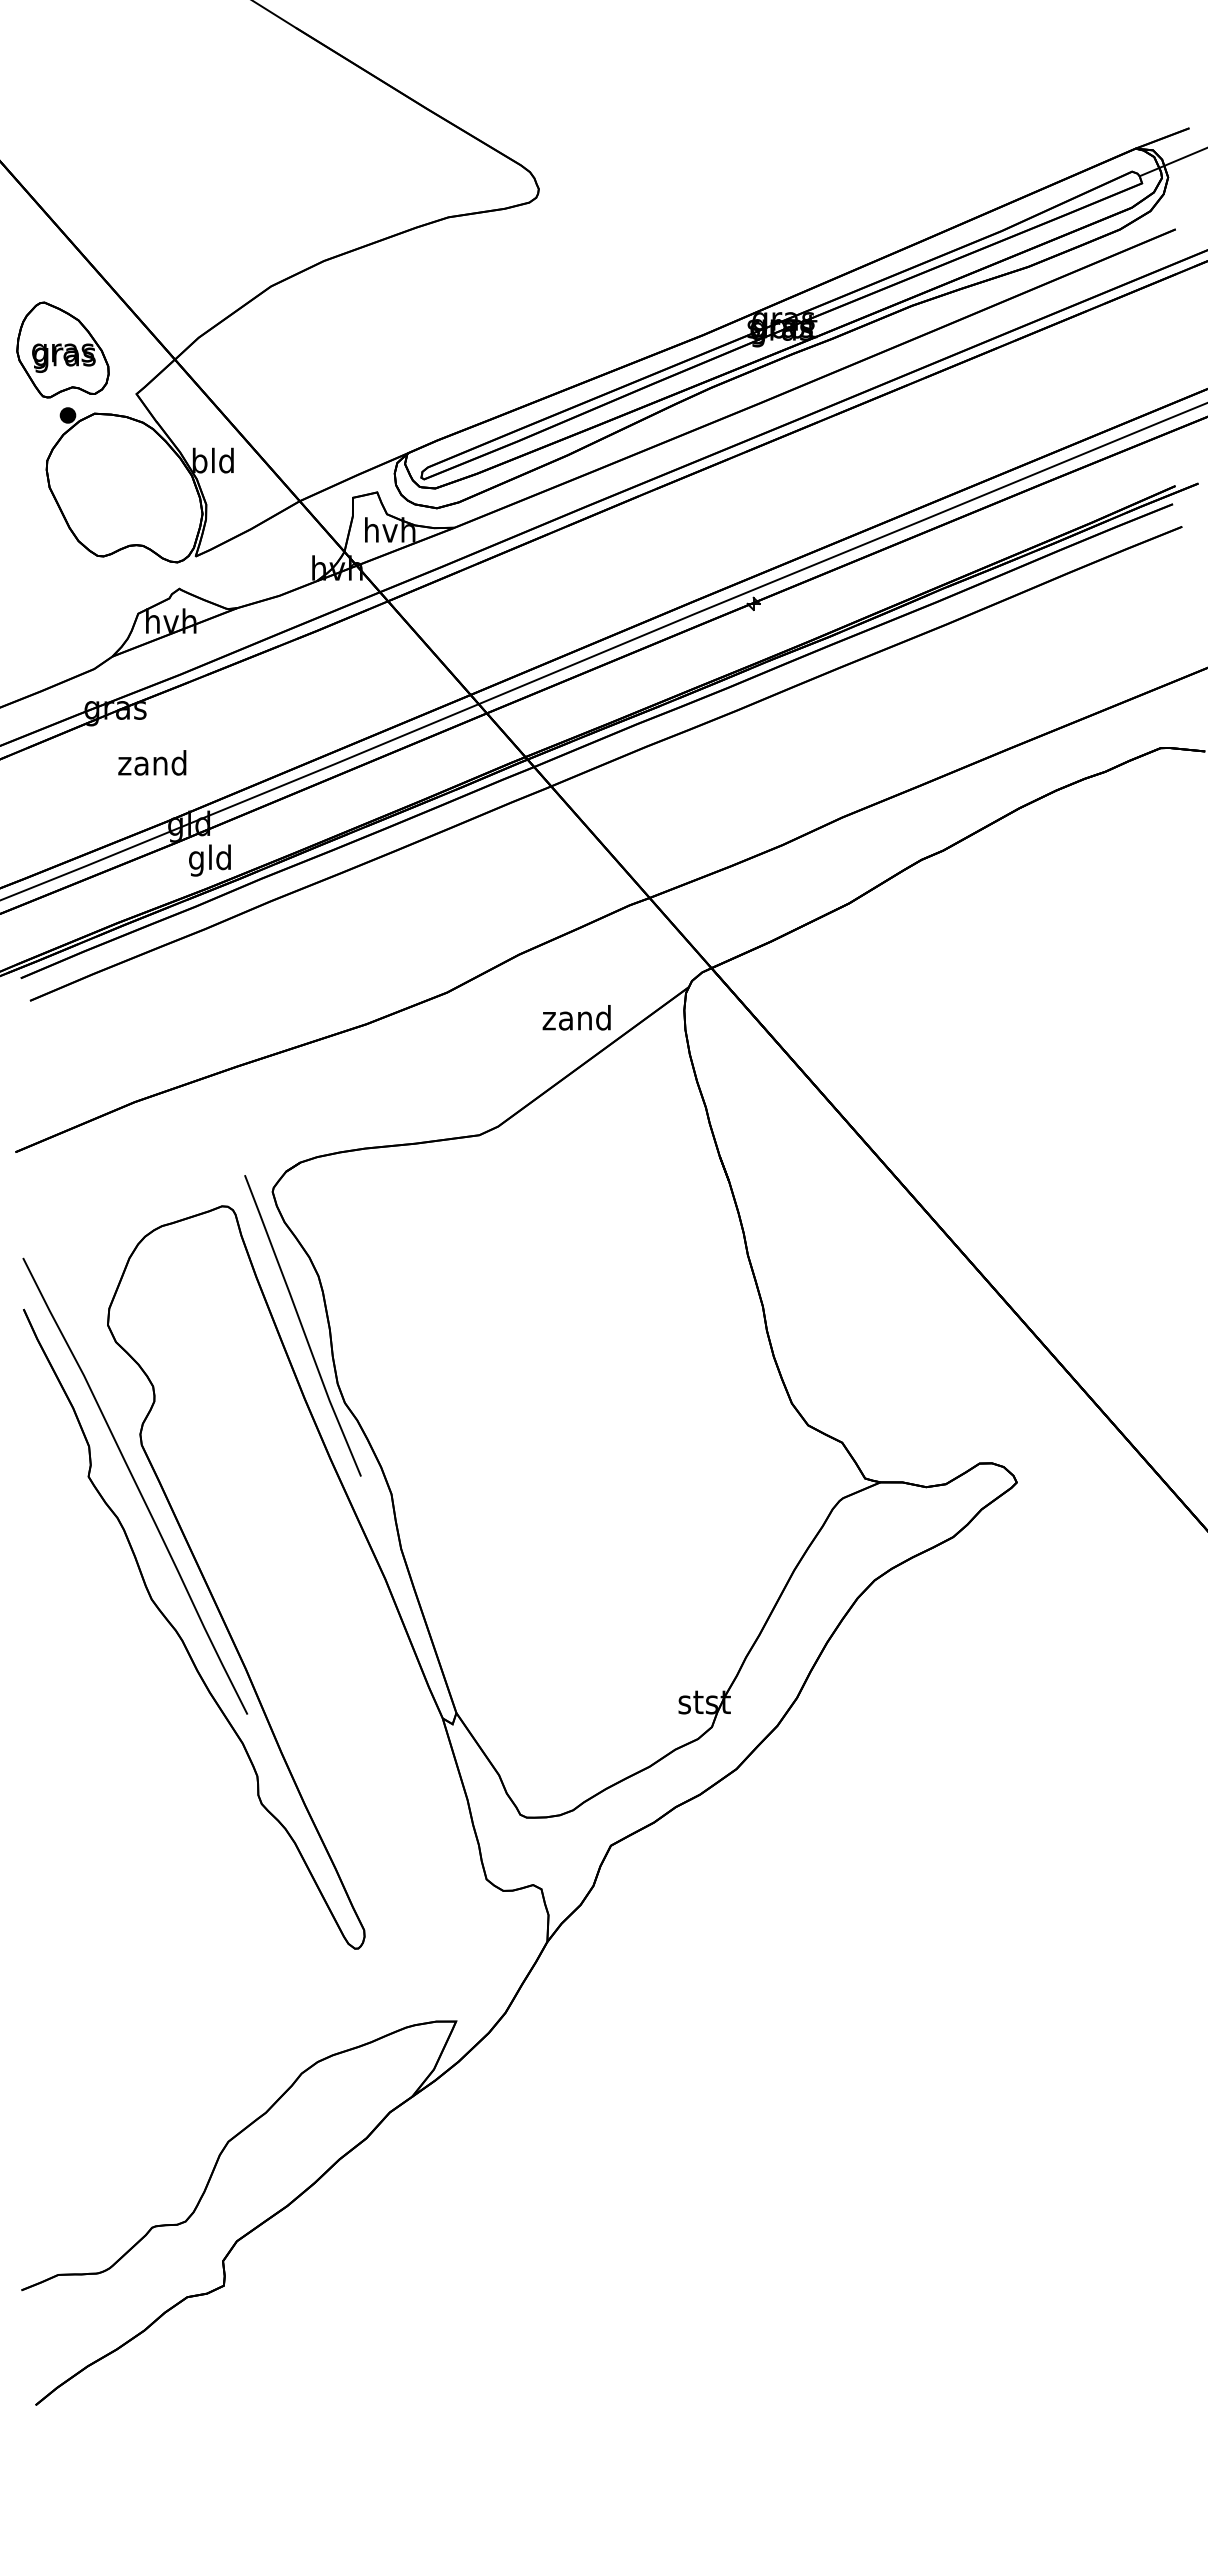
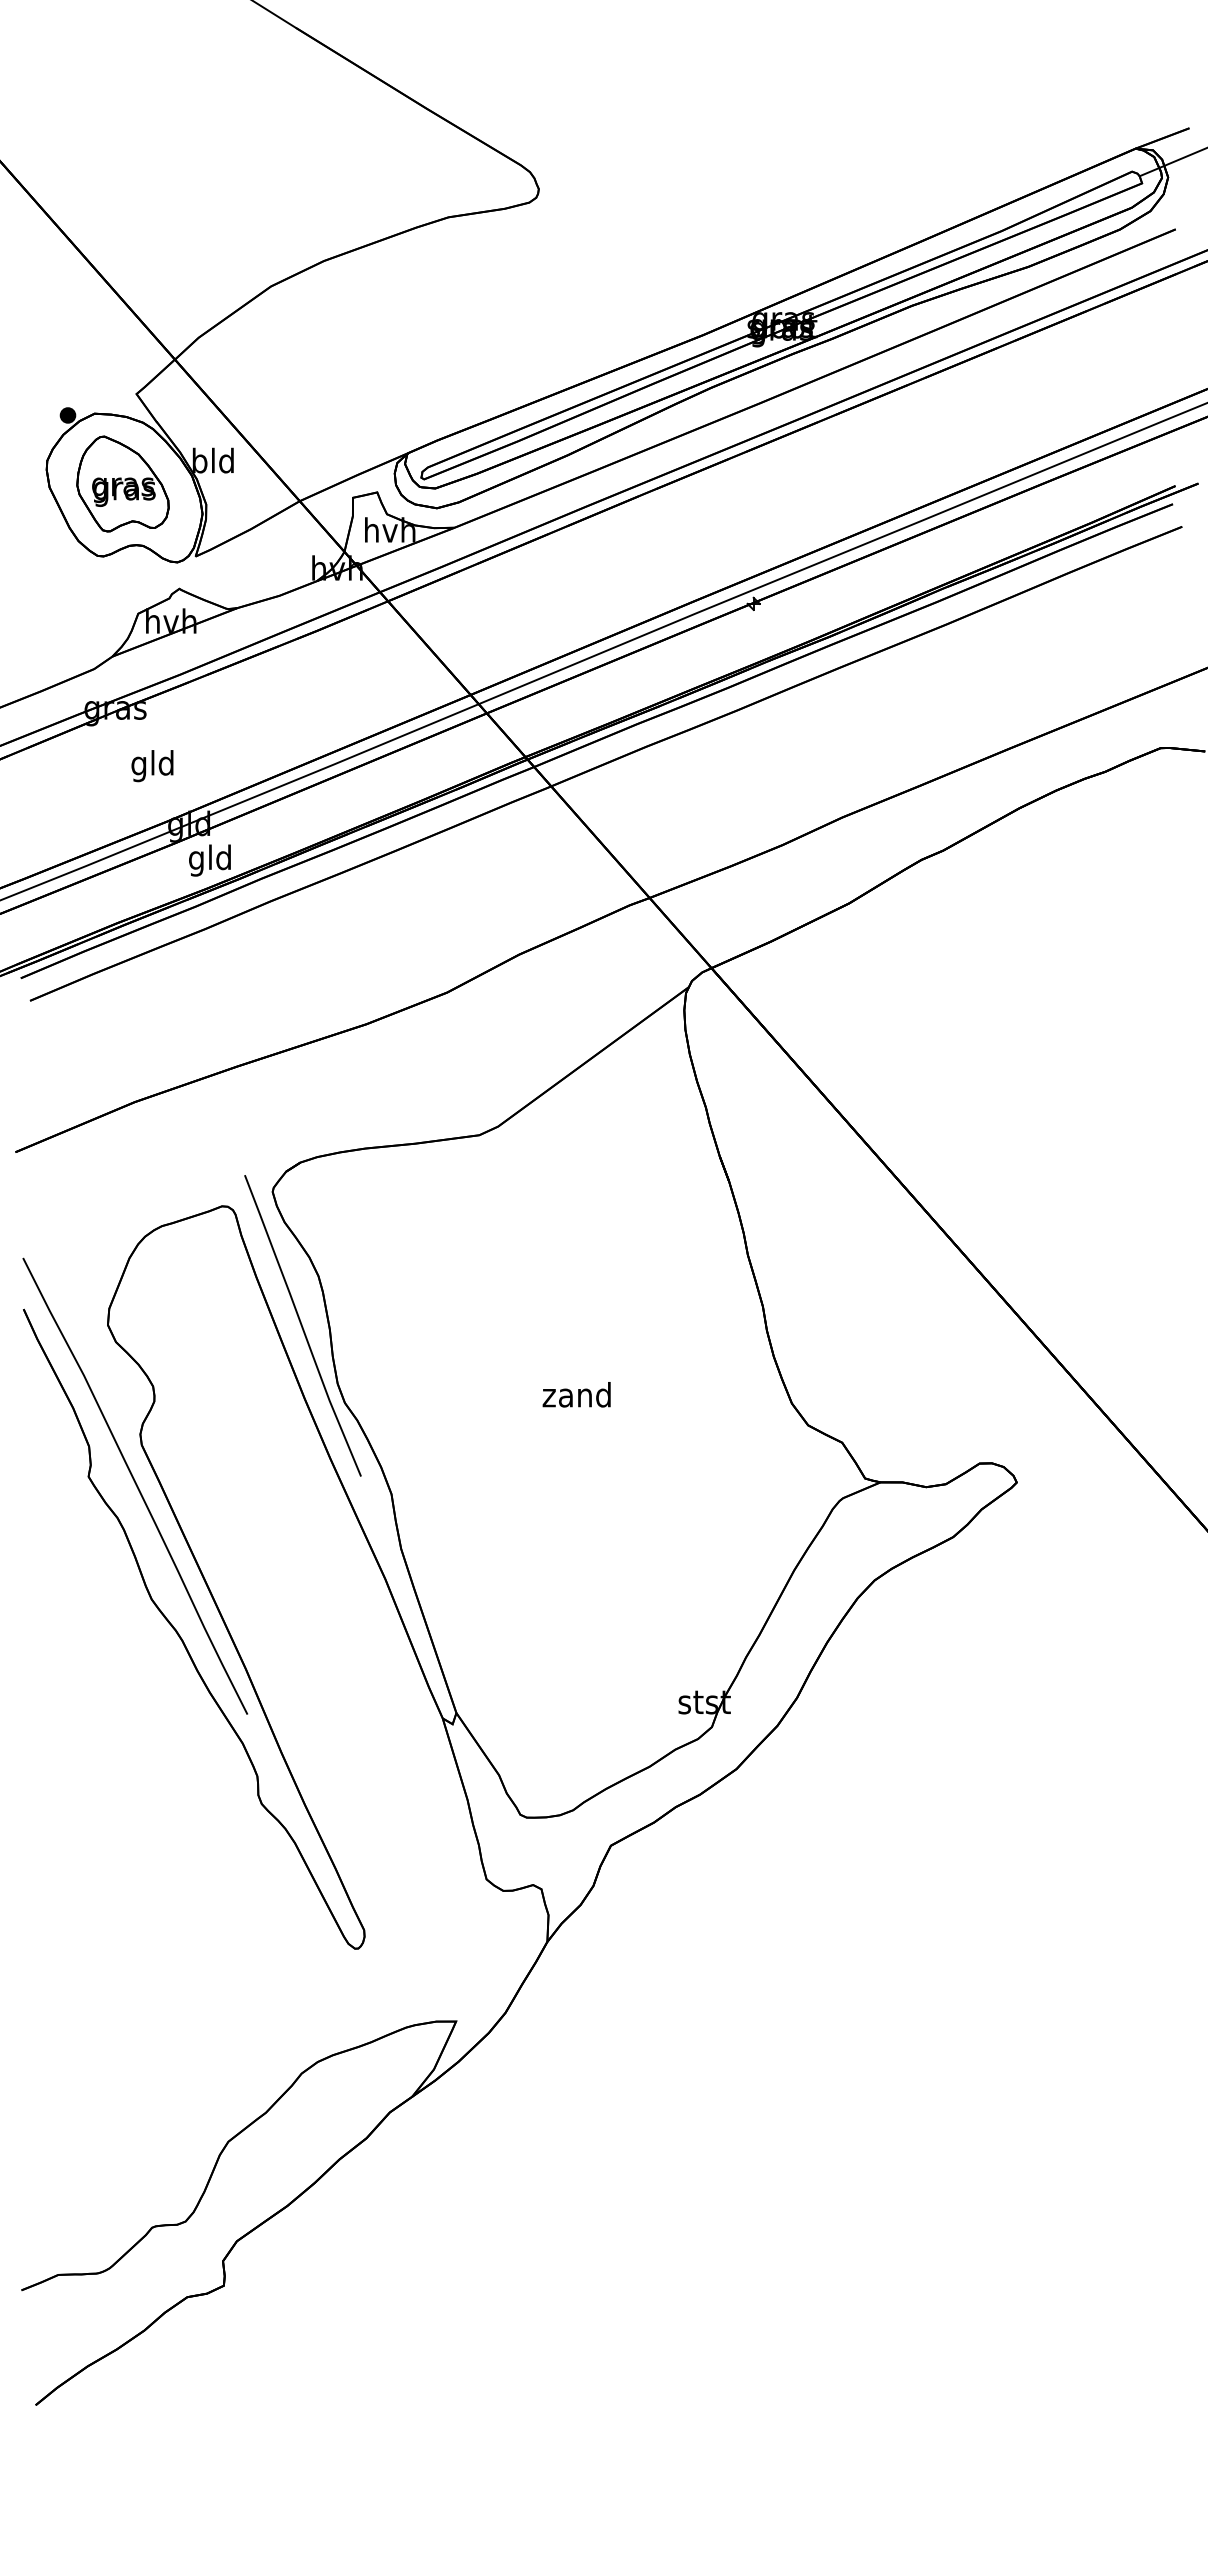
part position: (62, 349) -> (122, 483) (122, 483)
text: zand -> gld (152, 766)
text position: (576, 1017) -> (576, 1394) (576, 1394)
